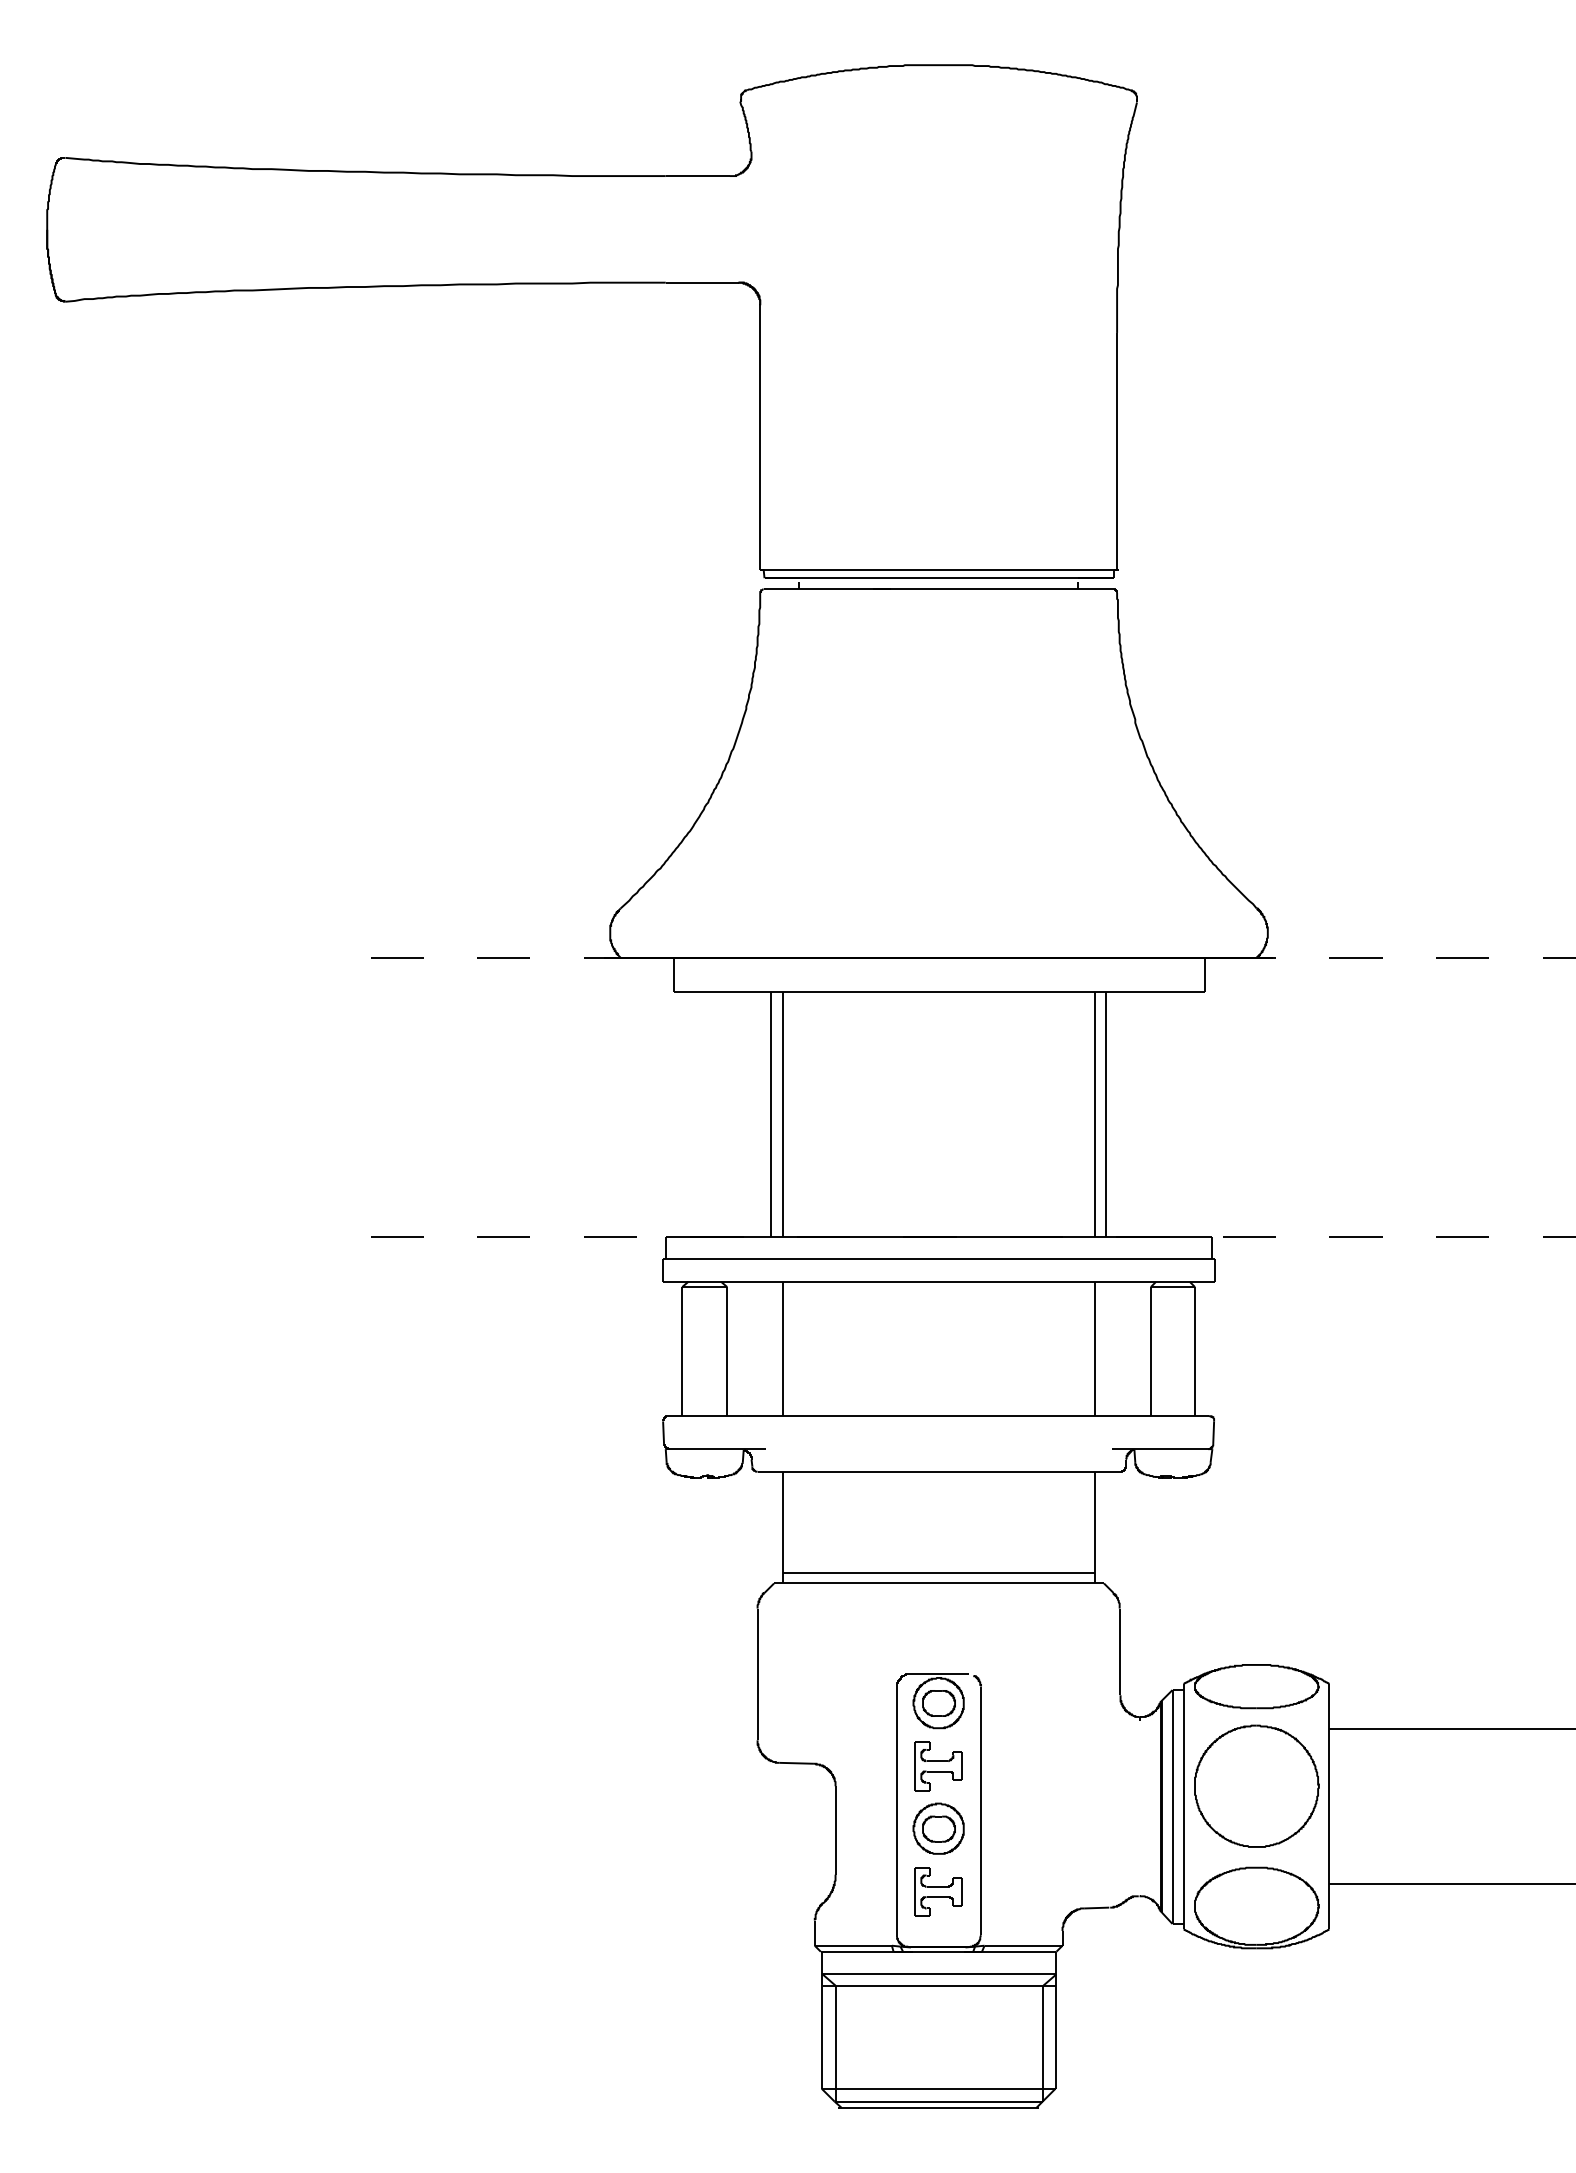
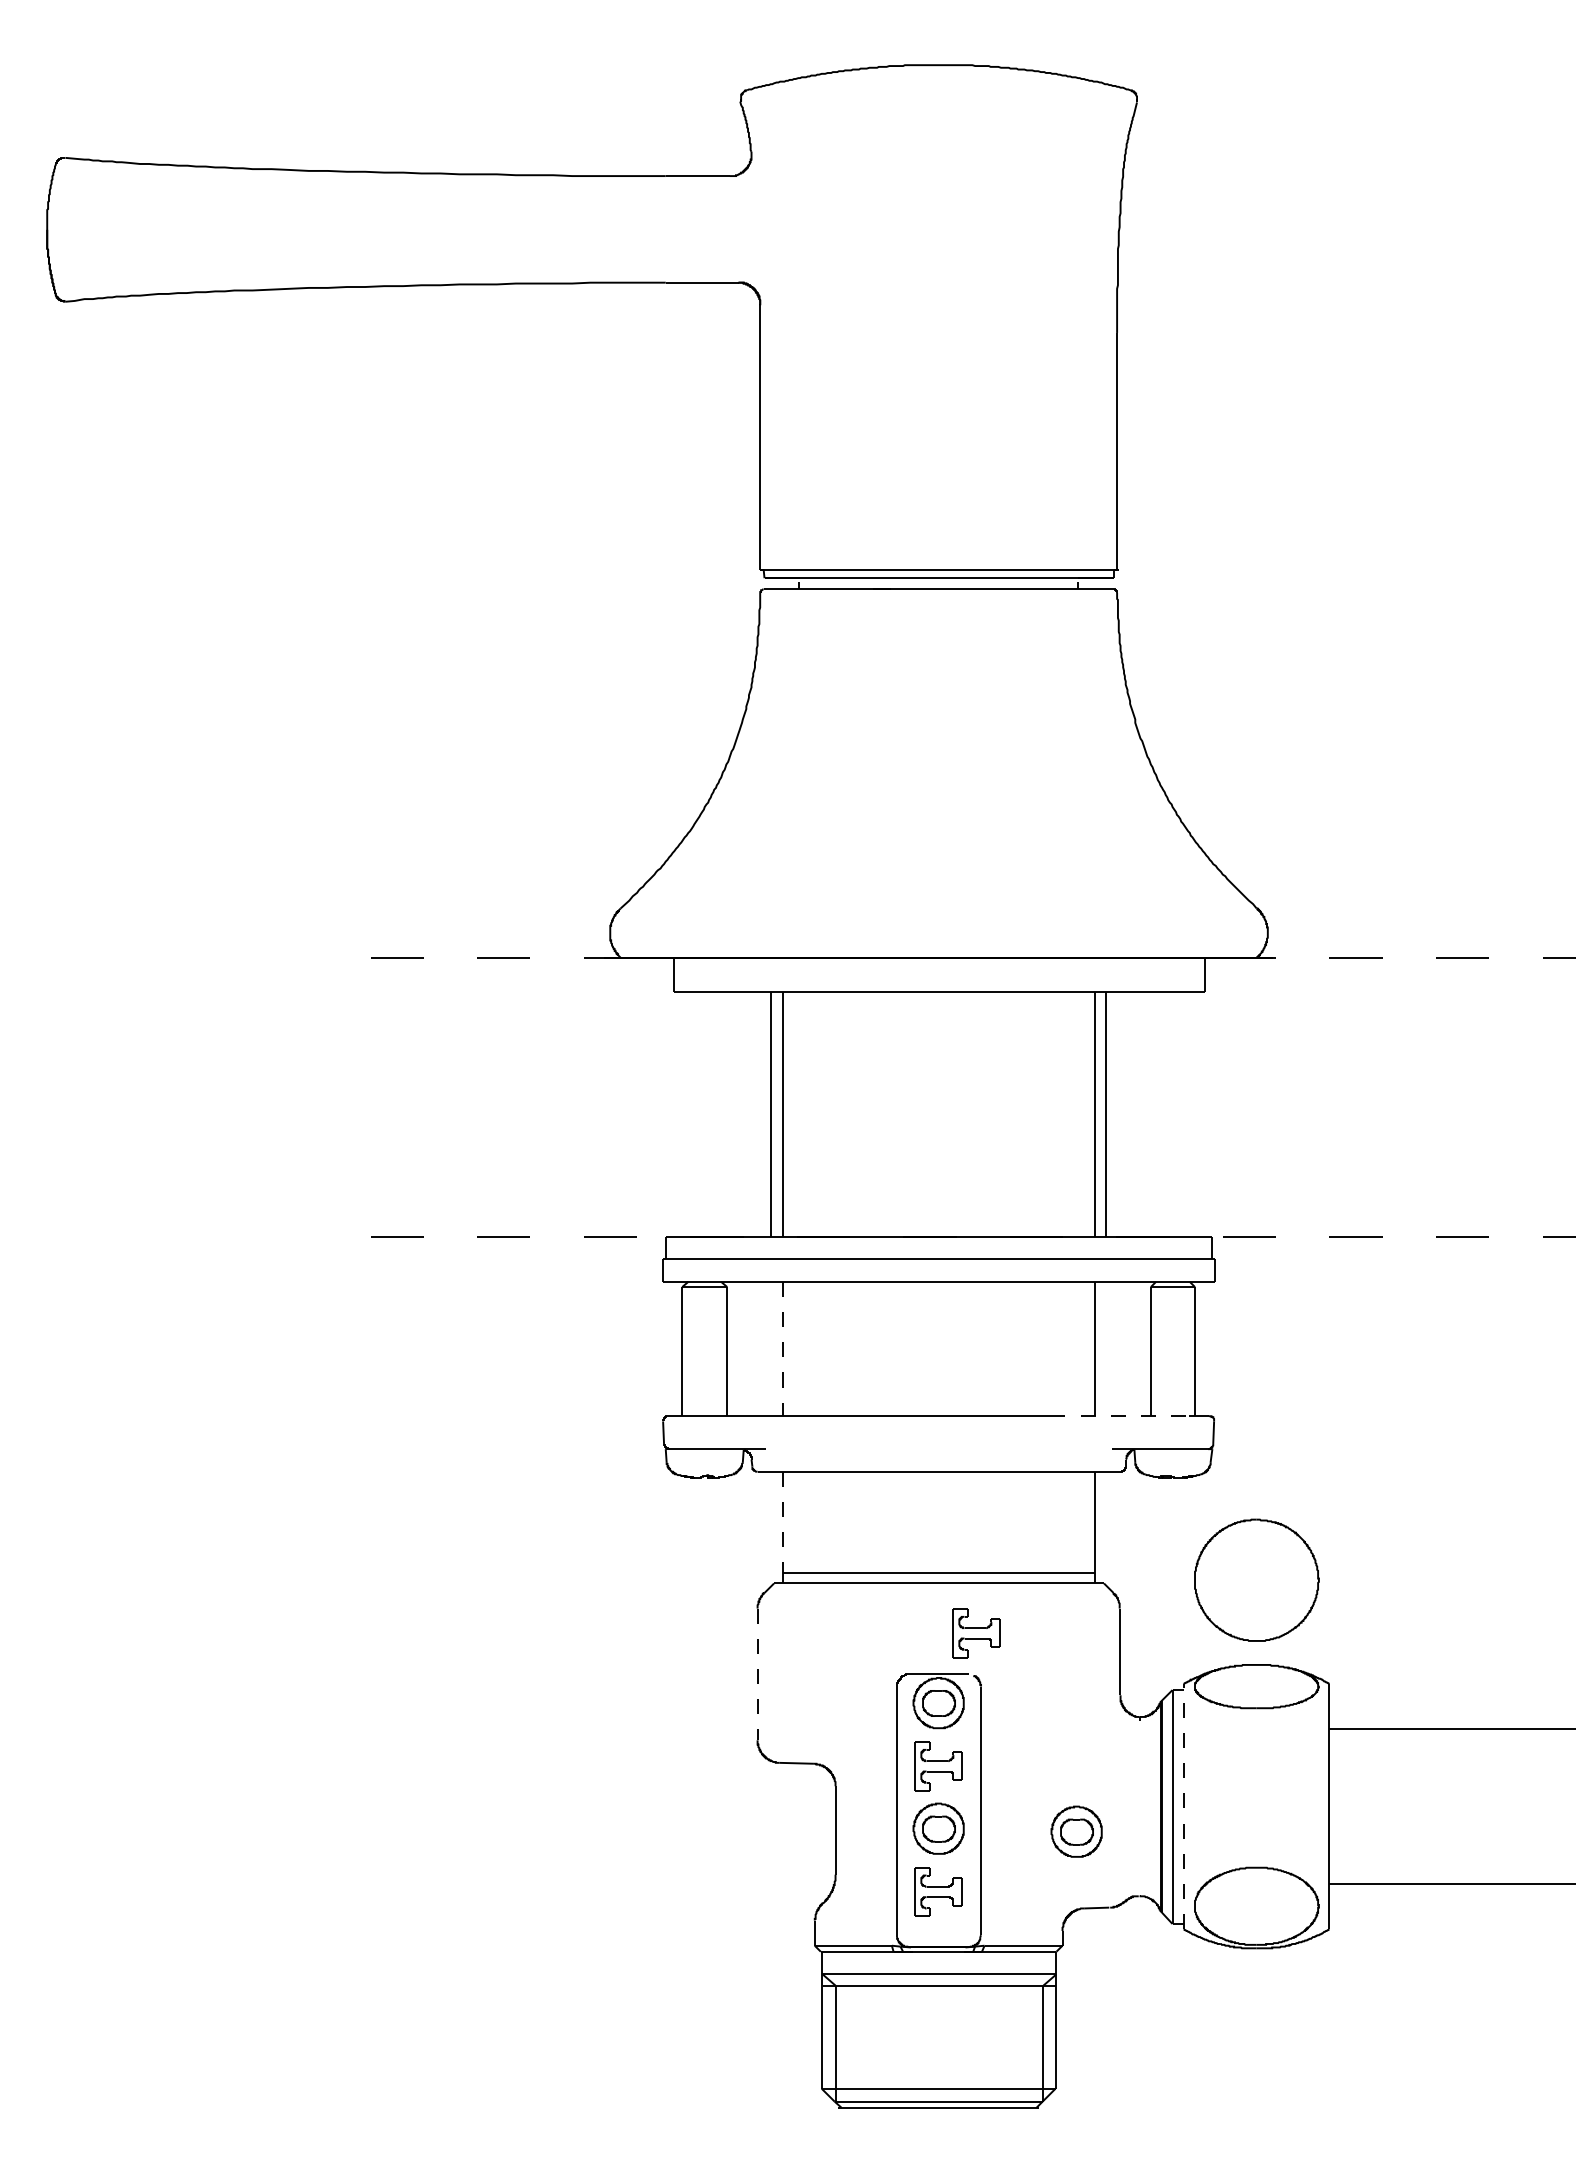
line: solid -> dashed (782, 1349)
line: solid -> dashed (1120, 1416)
line: solid -> dashed (782, 1522)
part: none -> present (976, 1633)
line: solid -> dashed (757, 1674)
part position: (1256, 1785) -> (1256, 1579) (1256, 1579)
line: solid -> dashed (1183, 1806)
part: none -> present (1076, 1831)
